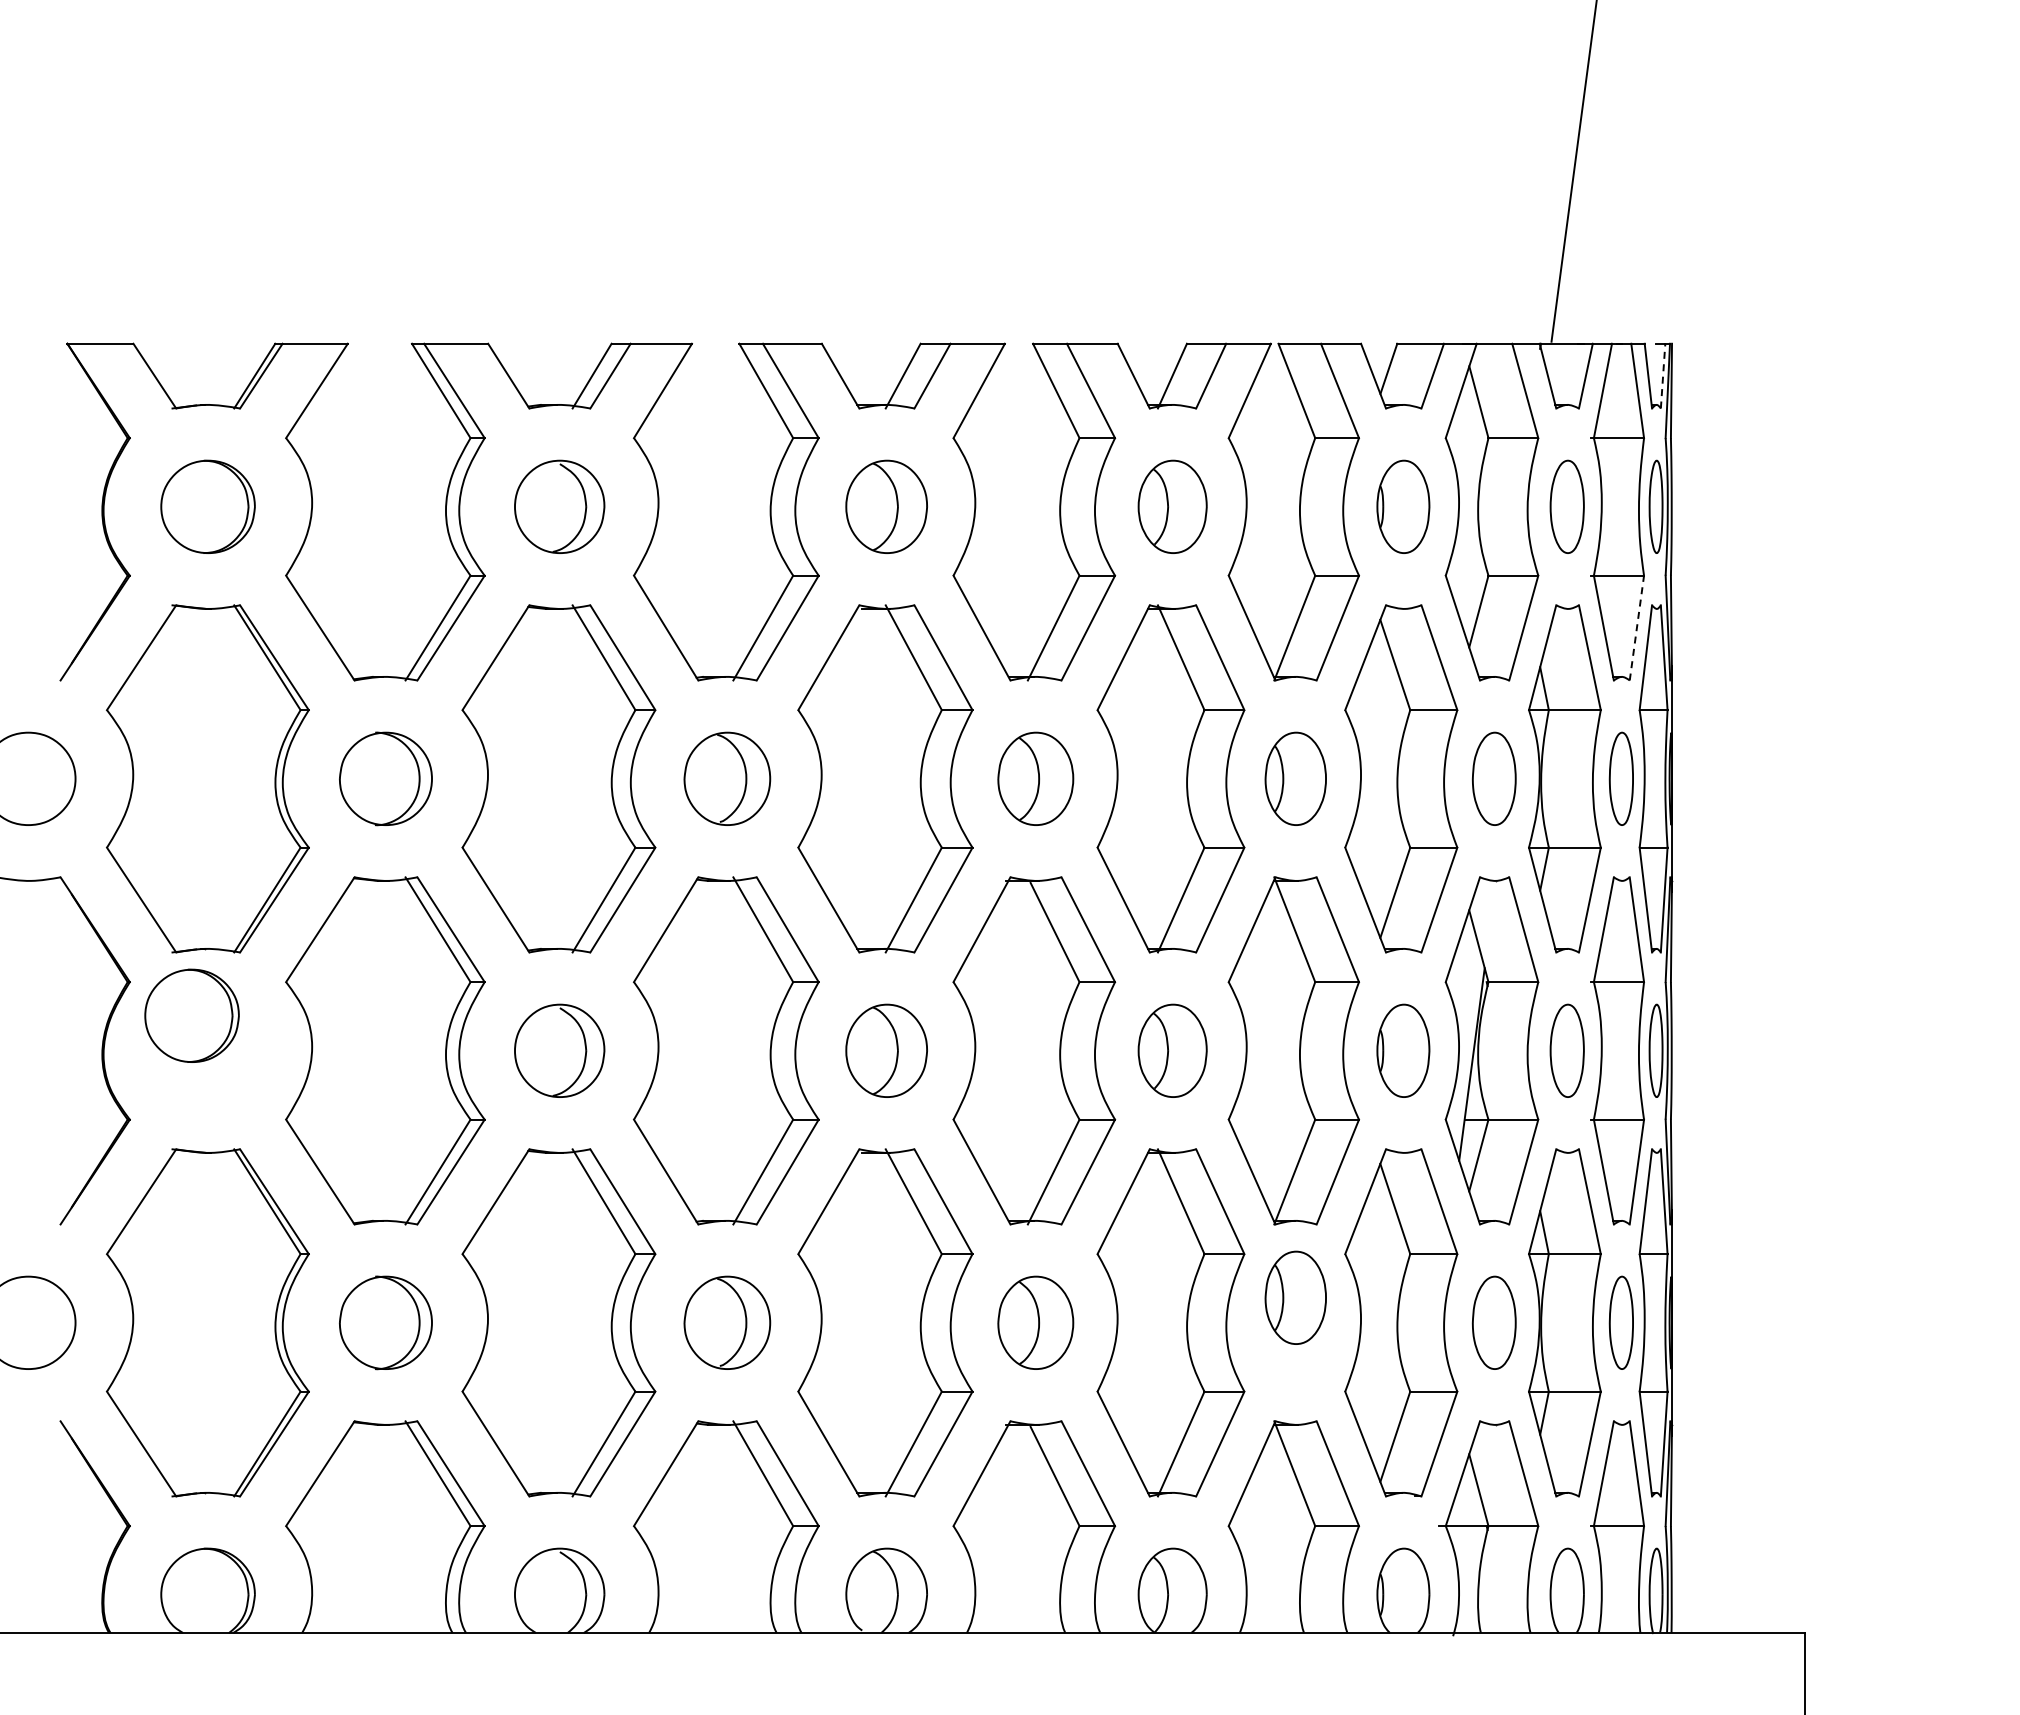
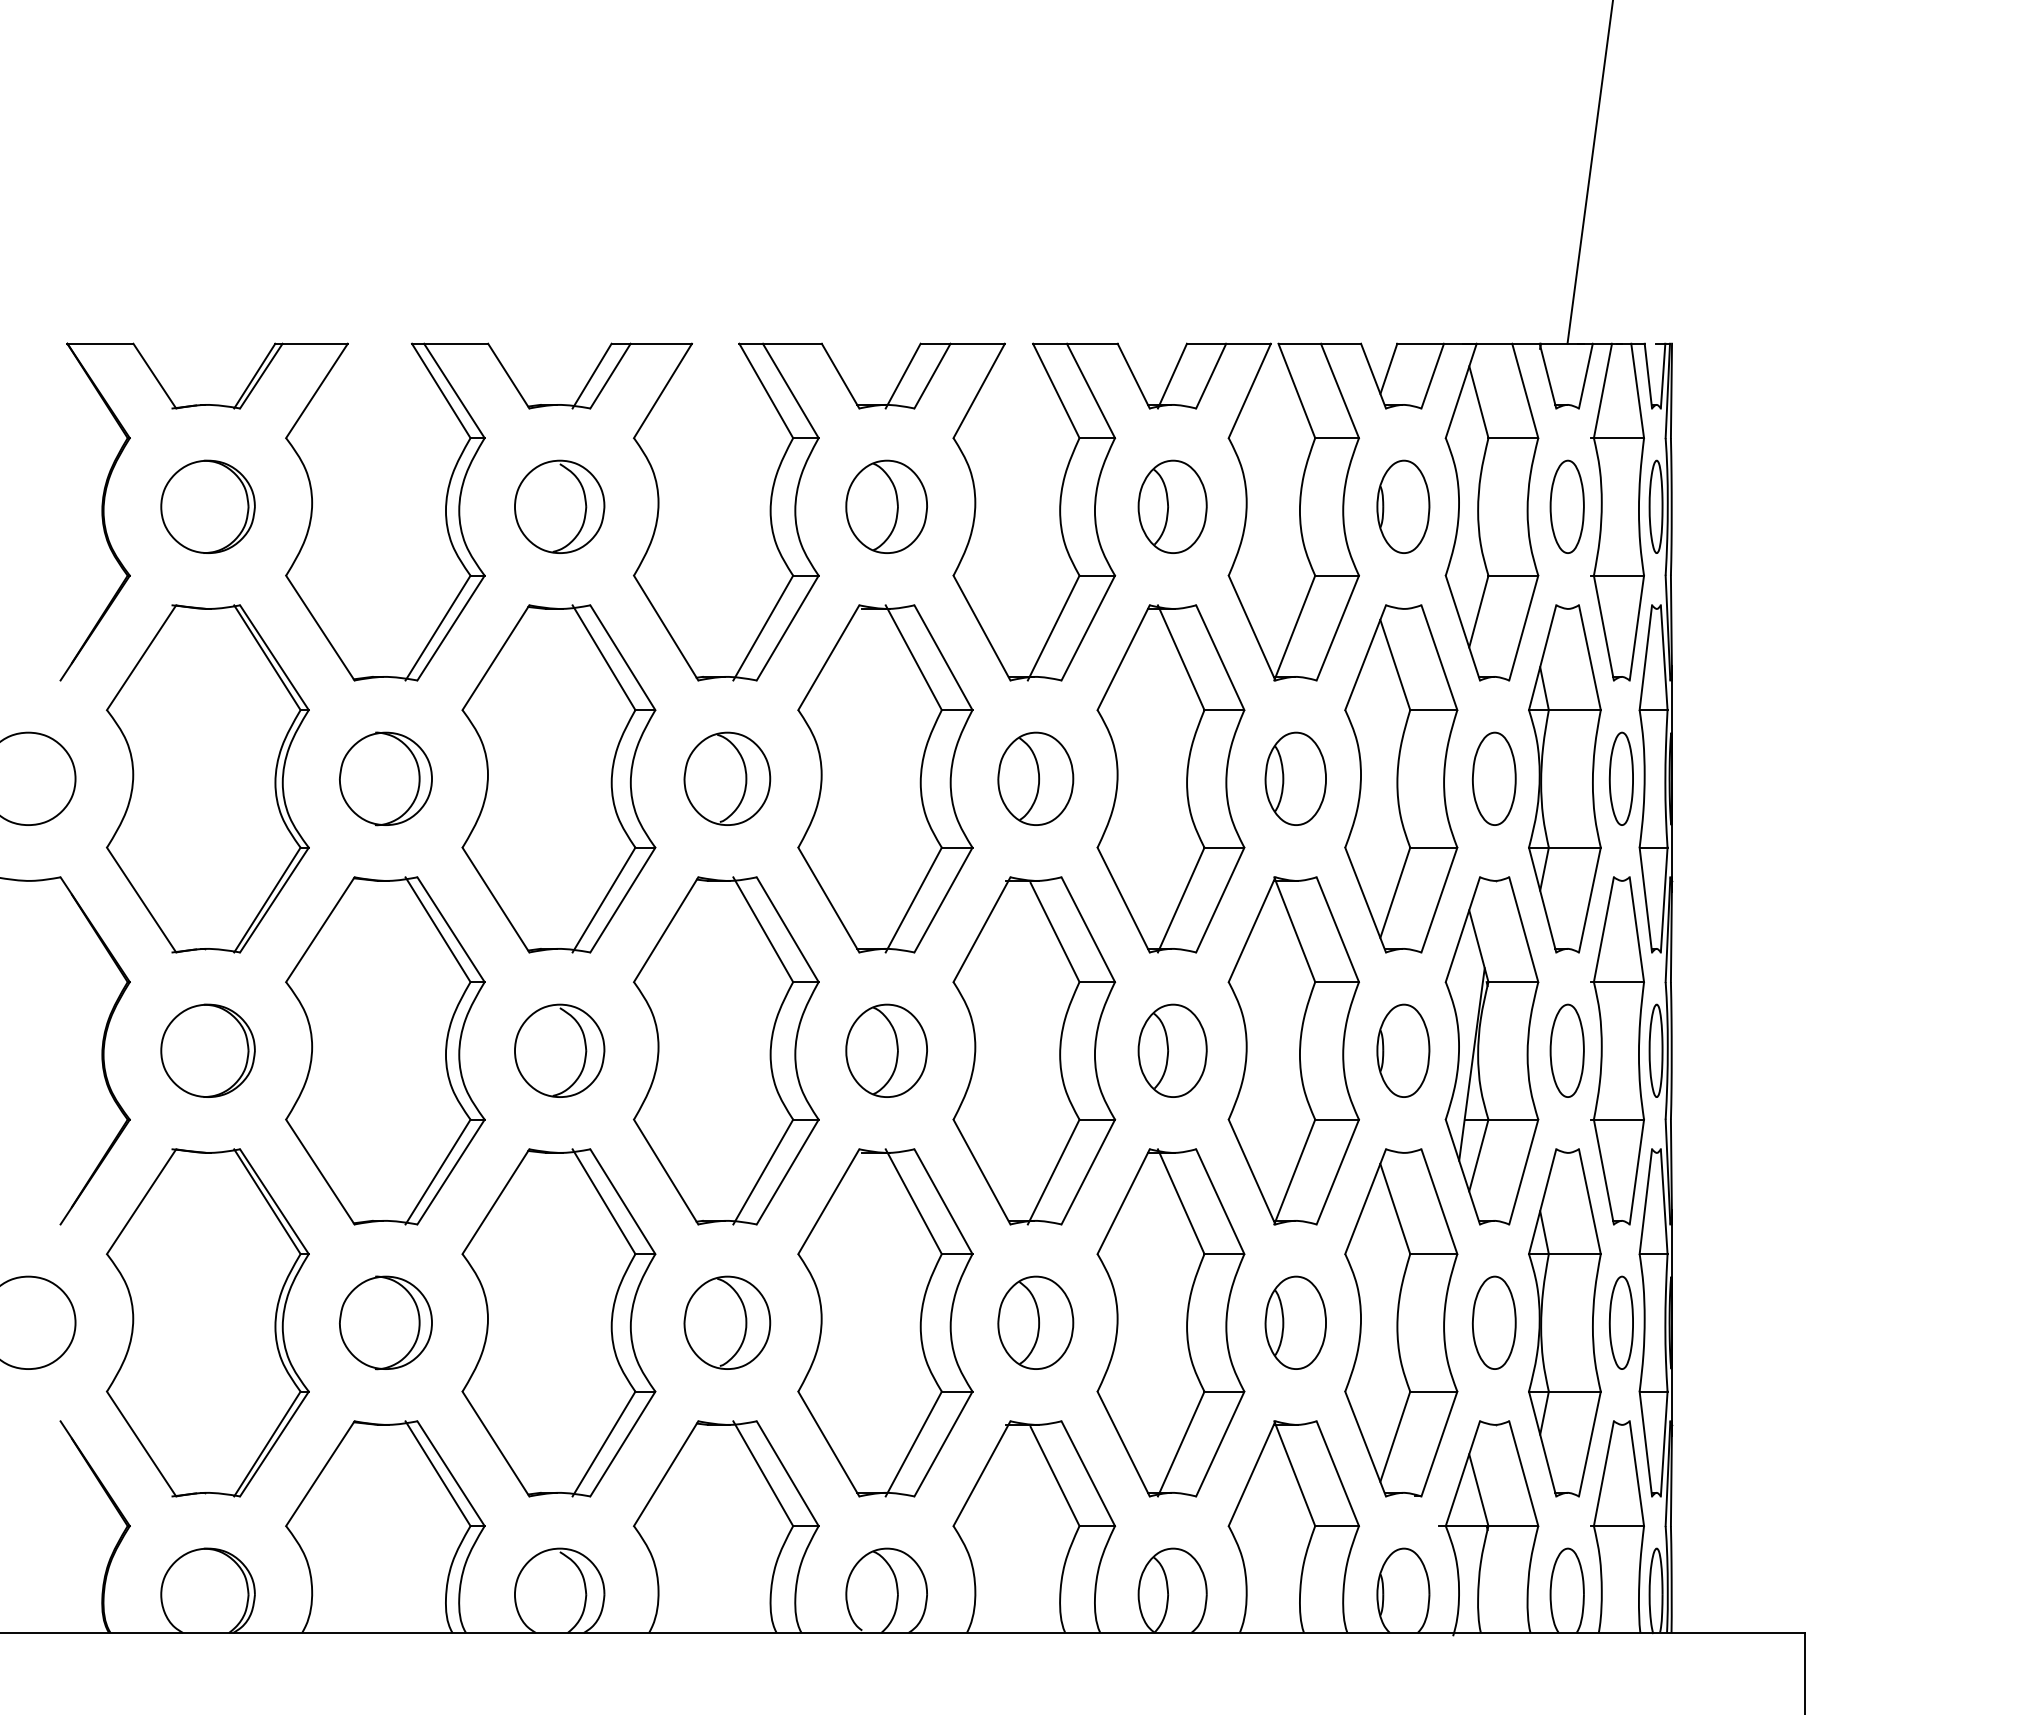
line position: (1573, 171) -> (1589, 172) (1589, 172)
line: dashed -> solid (1663, 375)
line: dashed -> solid (1636, 628)
part position: (191, 1015) -> (207, 1050) (207, 1050)
part position: (1295, 1297) -> (1295, 1322) (1295, 1322)
